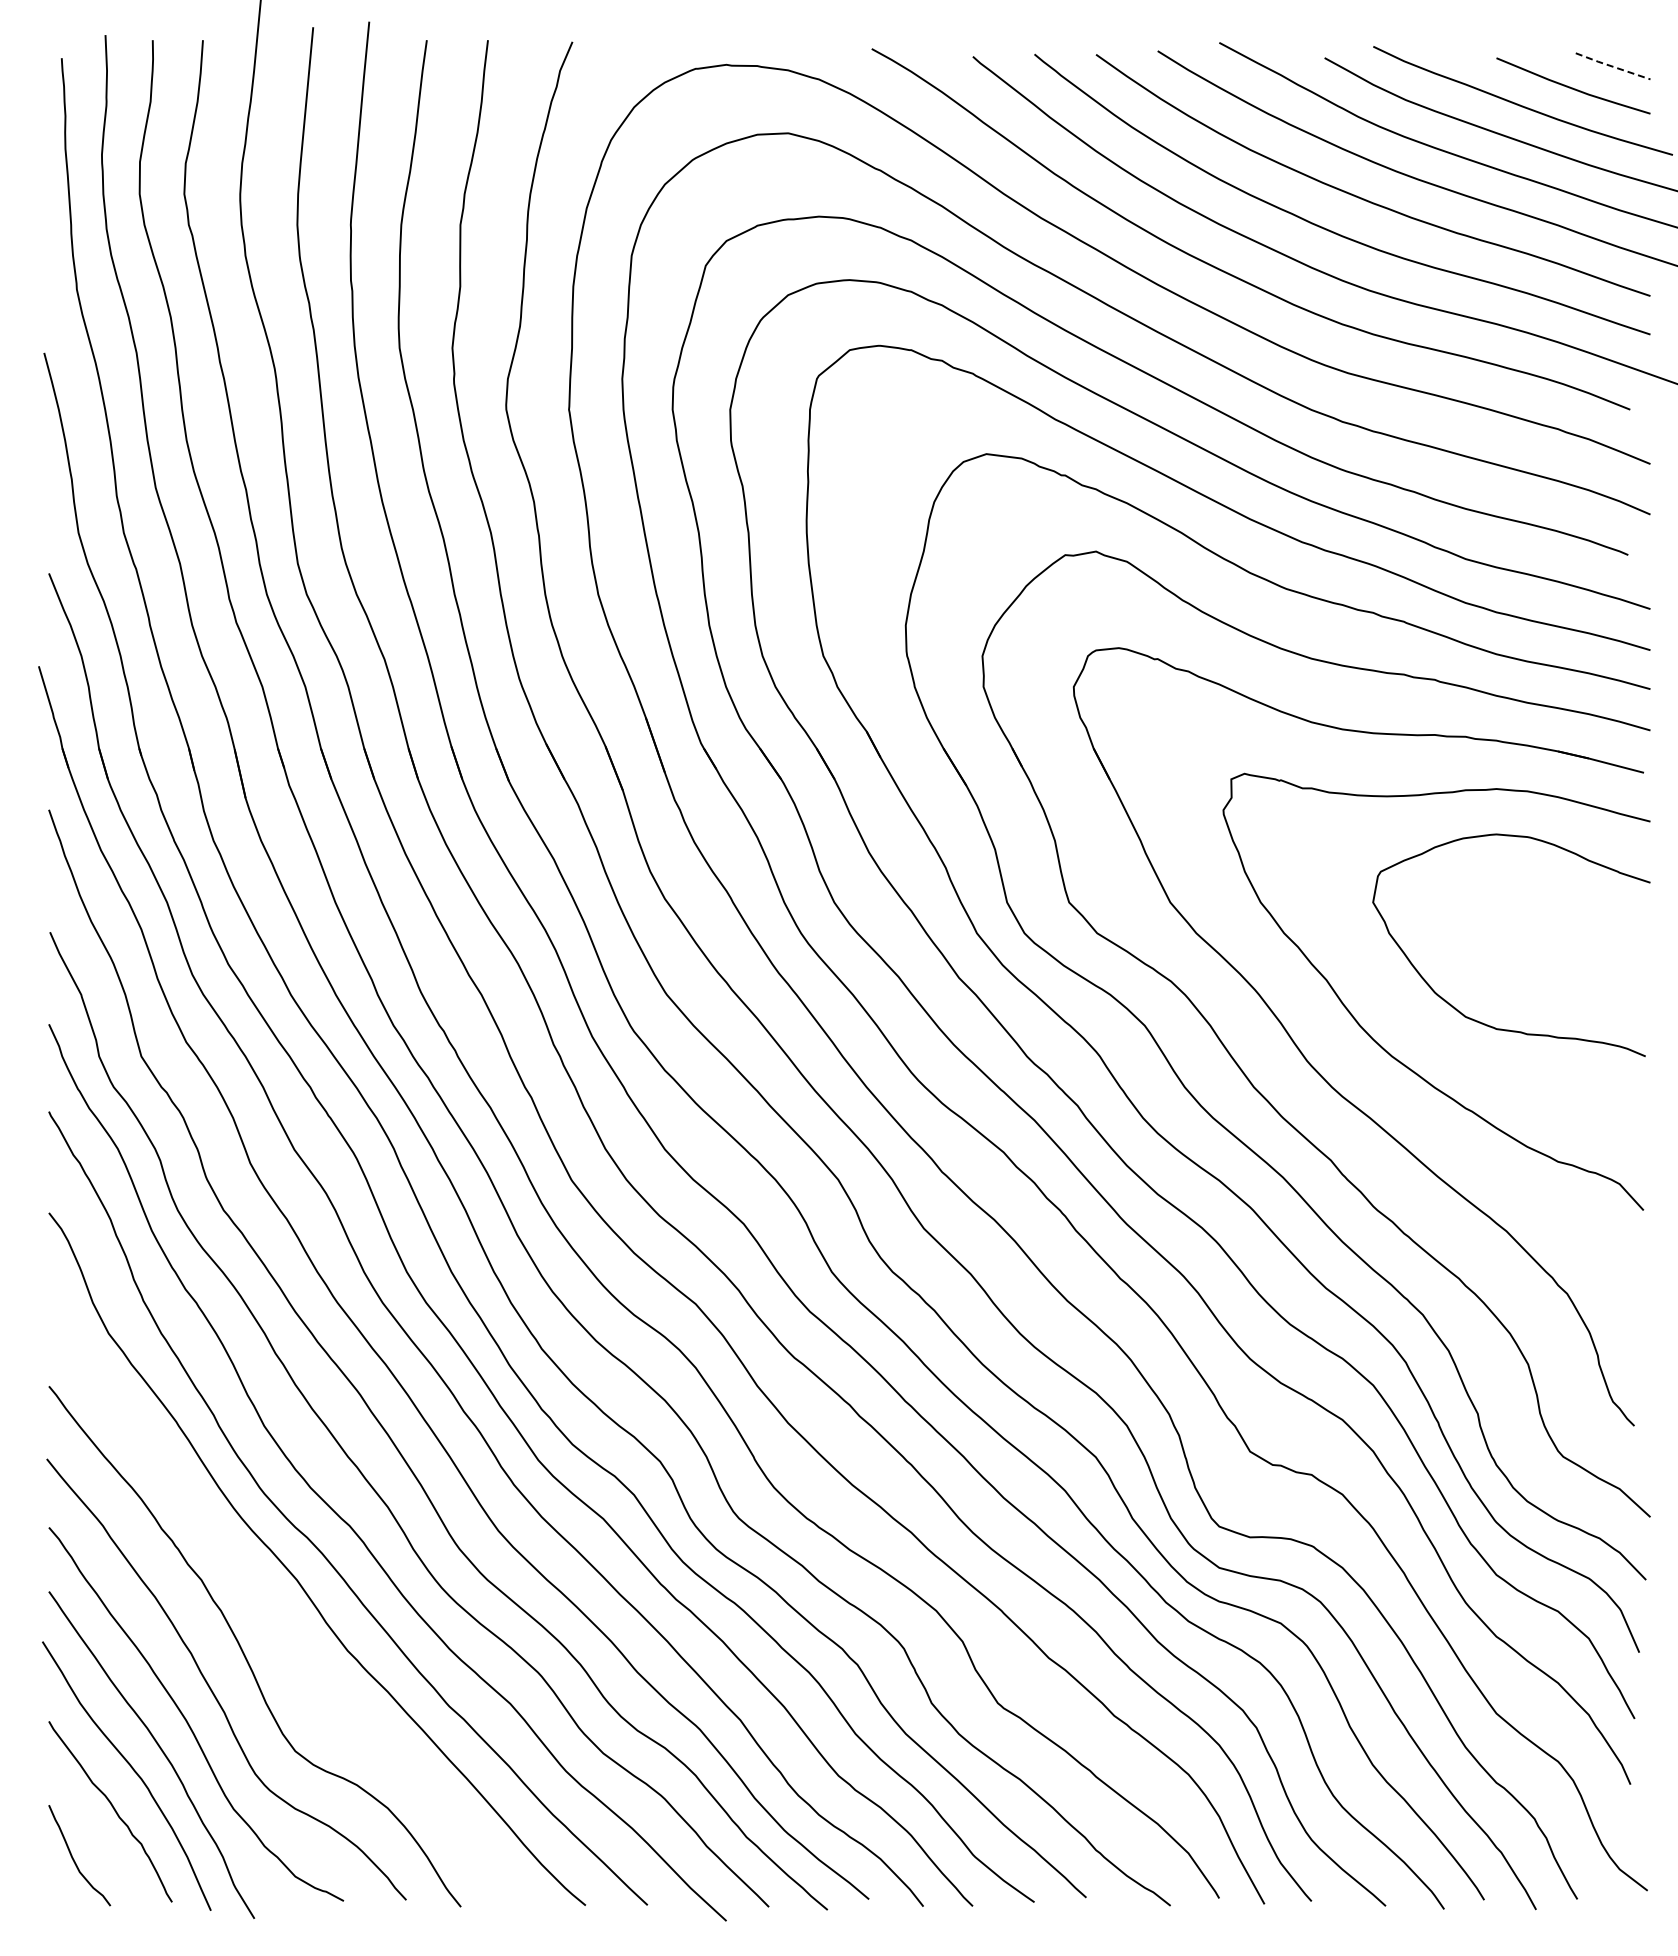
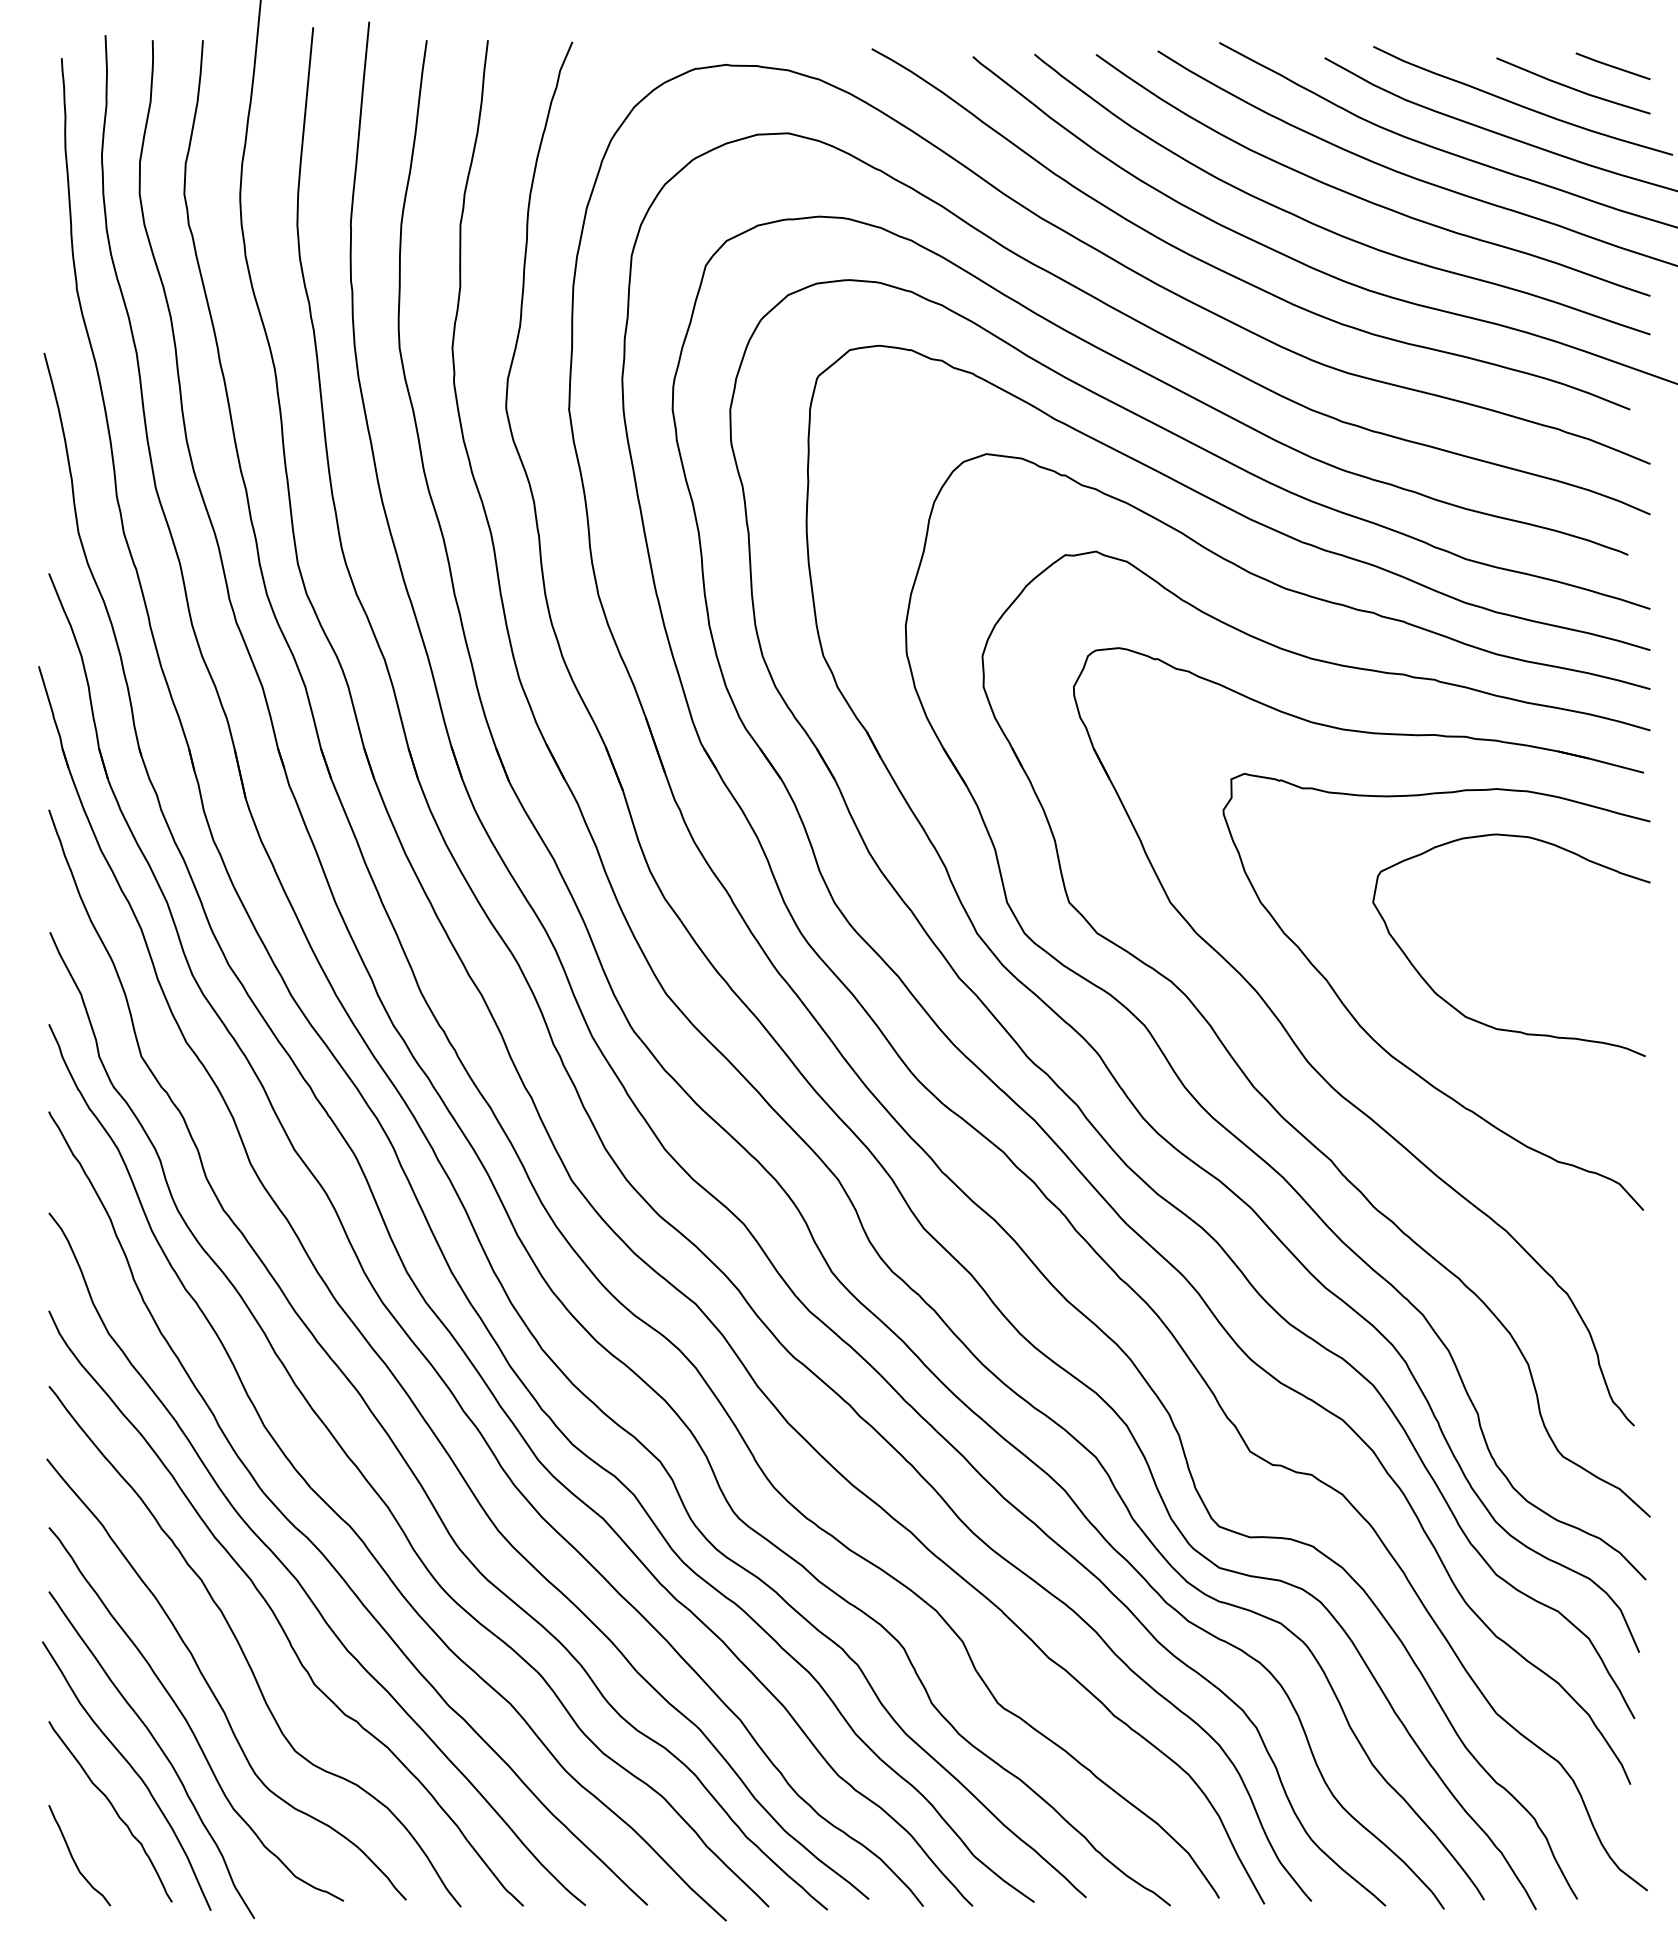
line: dashed -> solid (1613, 66)
curve: none -> present (275, 1614)
